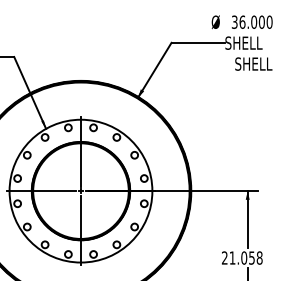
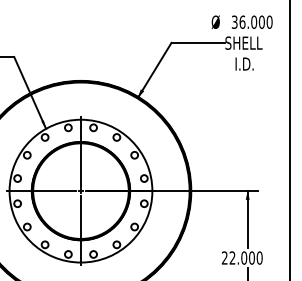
text: SHELL -> I.D. (253, 63)
line: none -> present (289, 139)
text: 21.058 -> 22.000 (245, 257)
